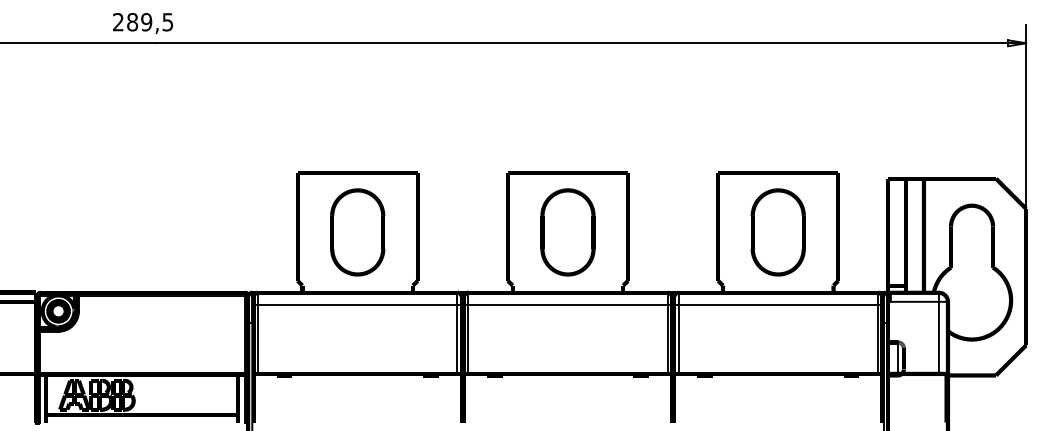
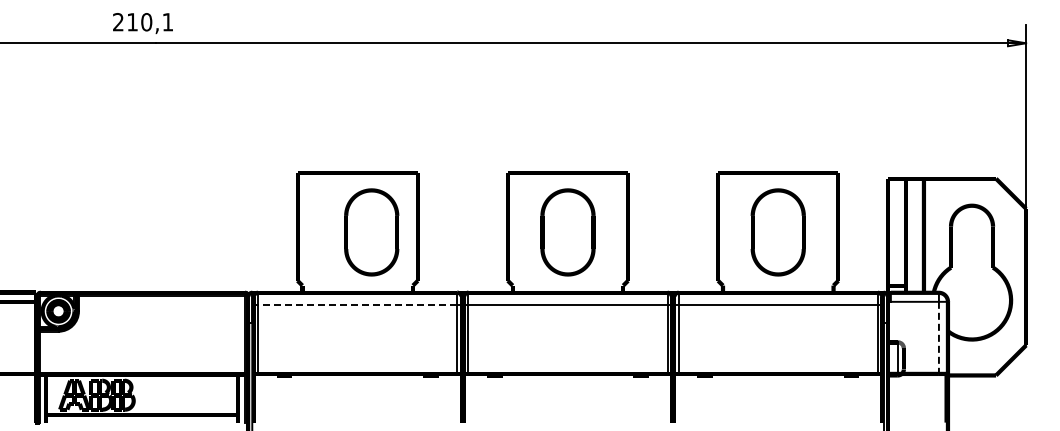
text: 289,5 -> 210,1 (150, 22)
part position: (357, 232) -> (371, 232) (371, 232)
line: solid -> dashed (357, 304)
line: solid -> dashed (938, 338)
